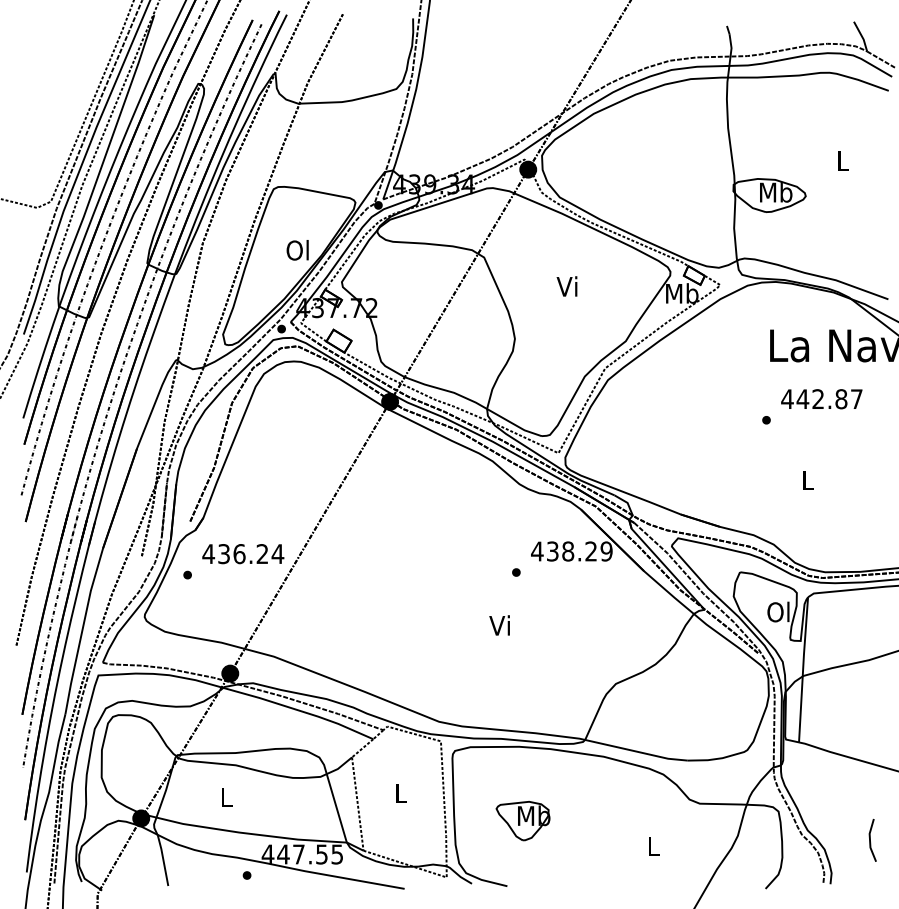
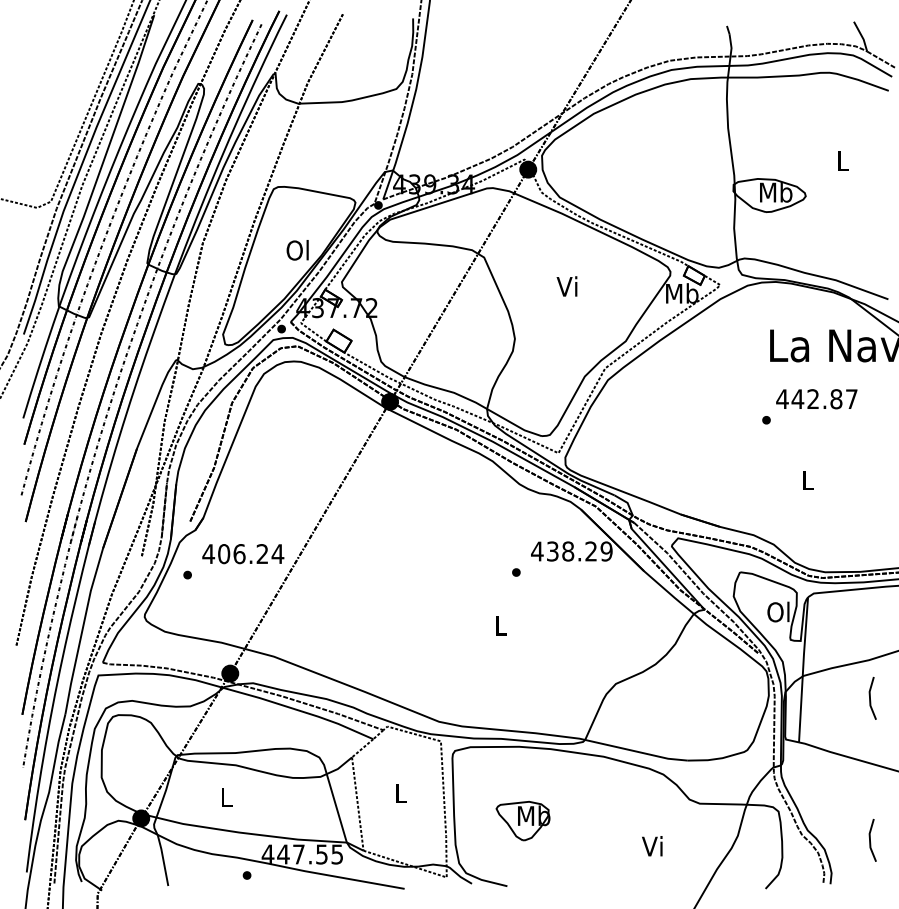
text position: (821, 399) -> (816, 399) (816, 399)
text: 436.24 -> 406.24 (224, 554)
text: Vi -> L (499, 625)
line: none -> present (870, 697)
text: L -> Vi (652, 846)
